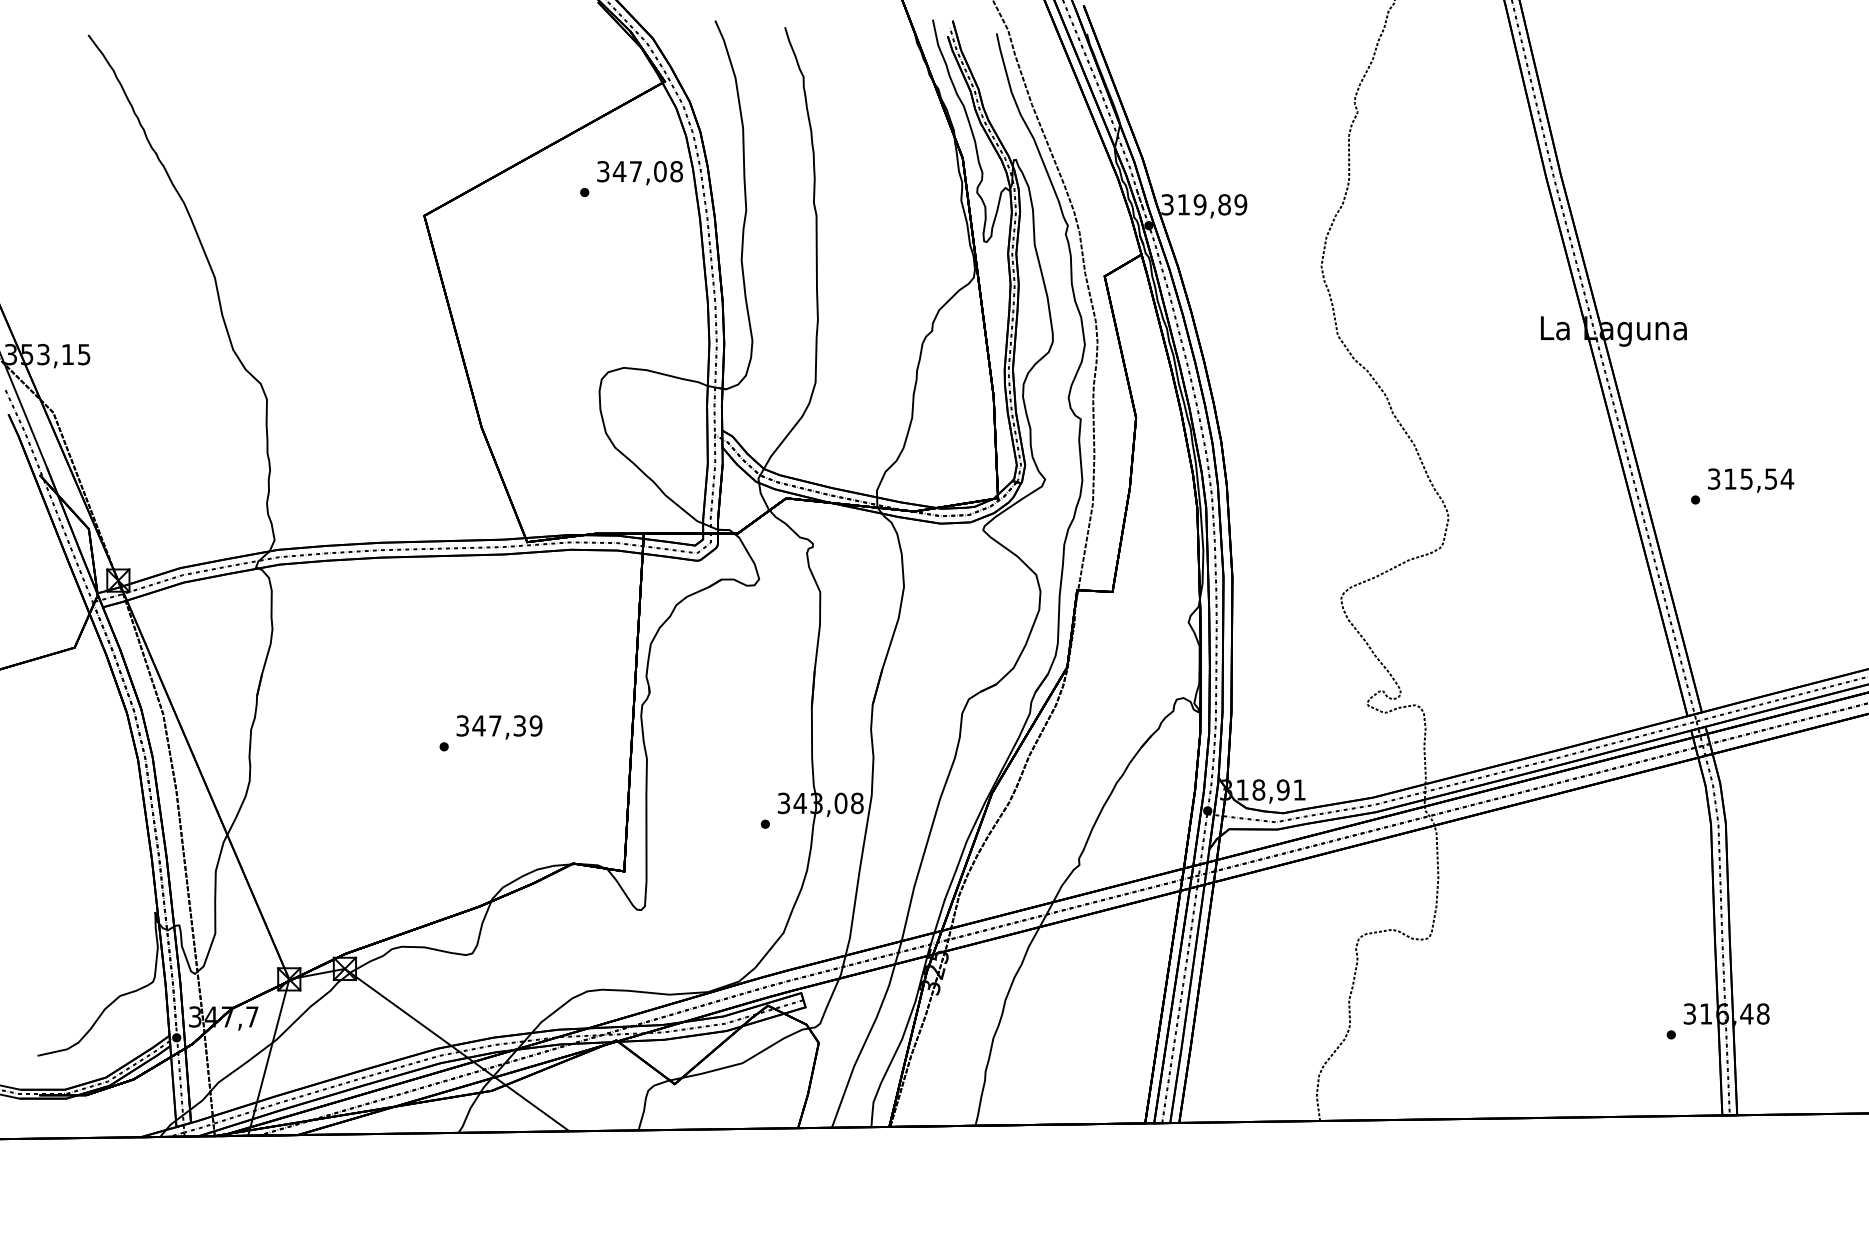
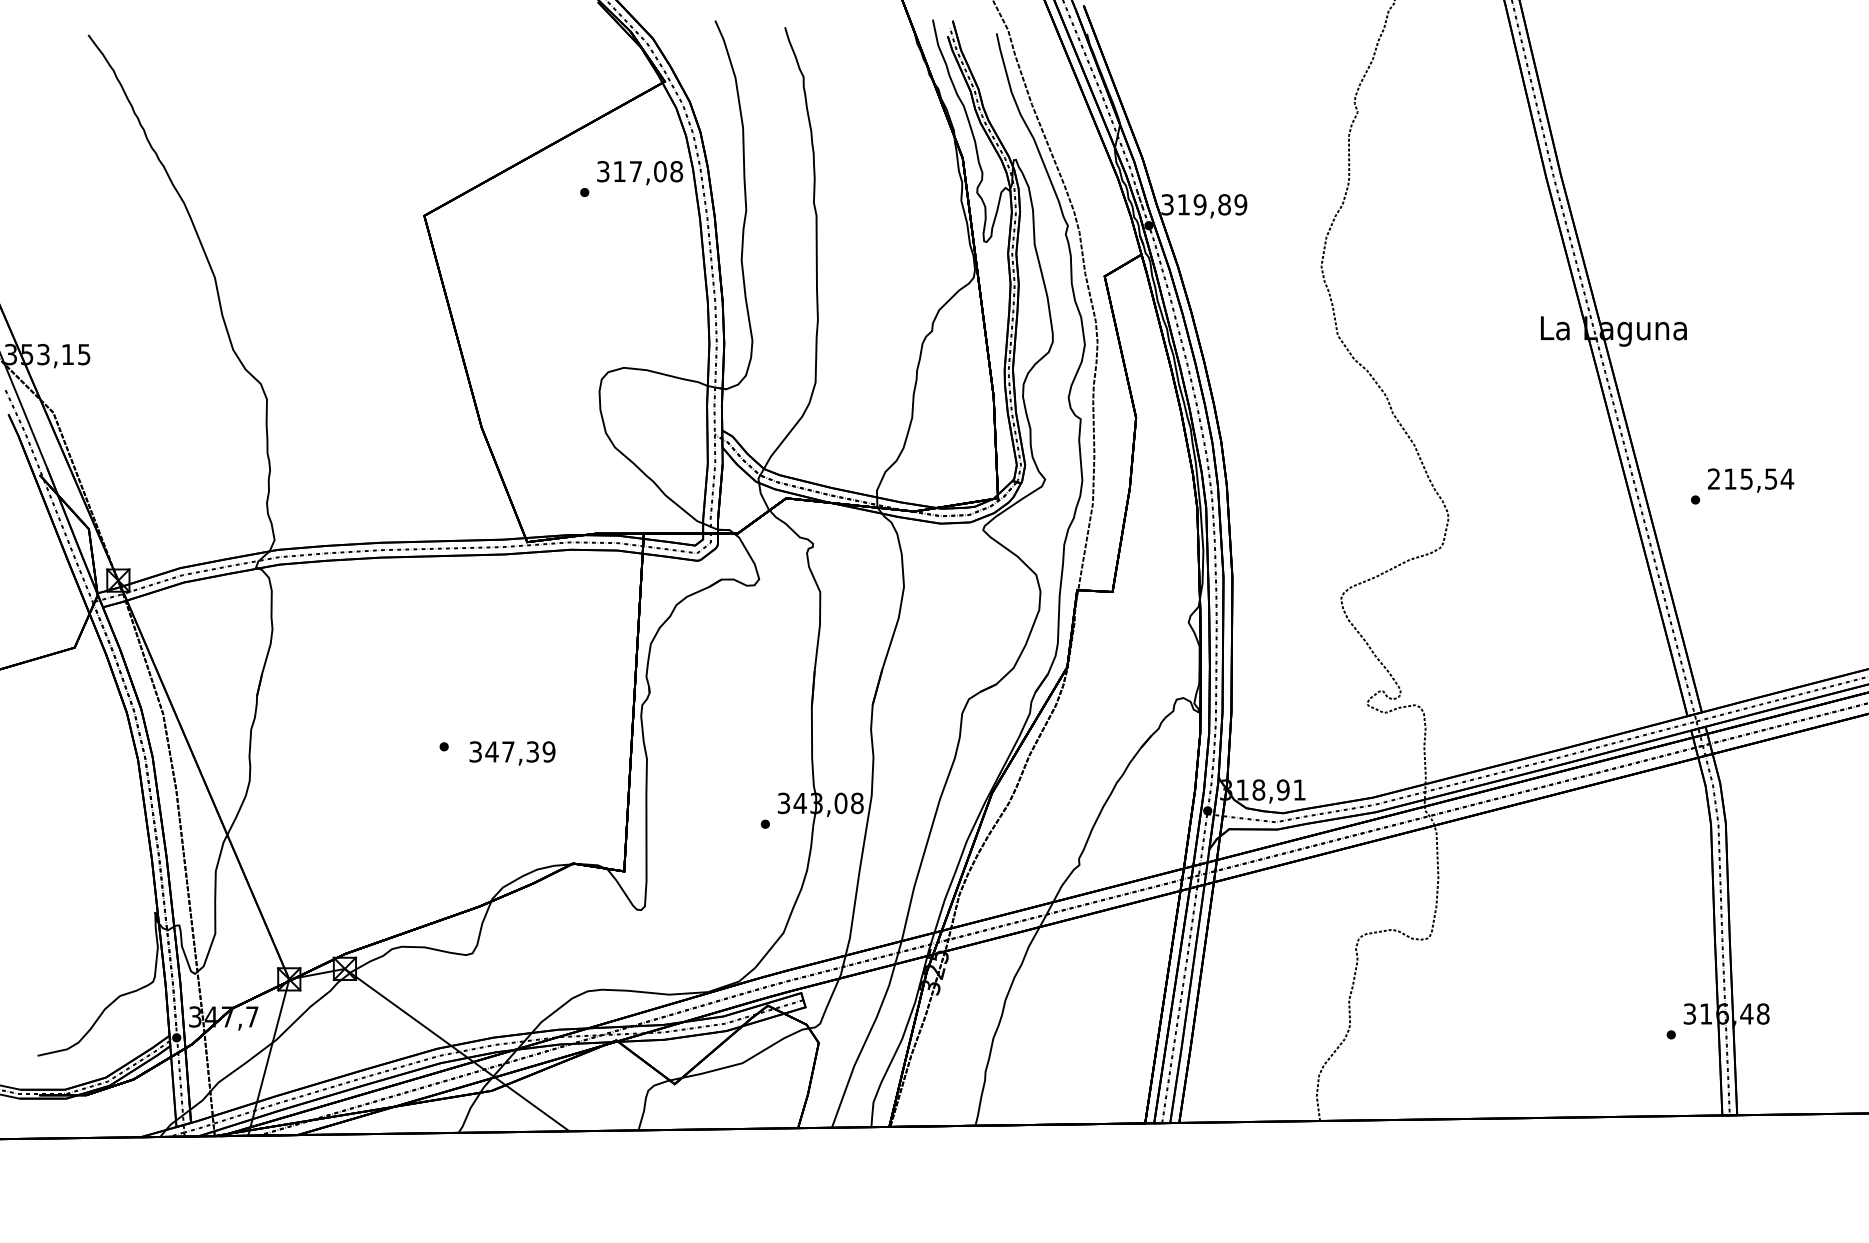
text: 347,08 -> 317,08 (619, 171)
text: 315,54 -> 215,54 (1714, 478)
text position: (499, 727) -> (512, 753) (512, 753)
